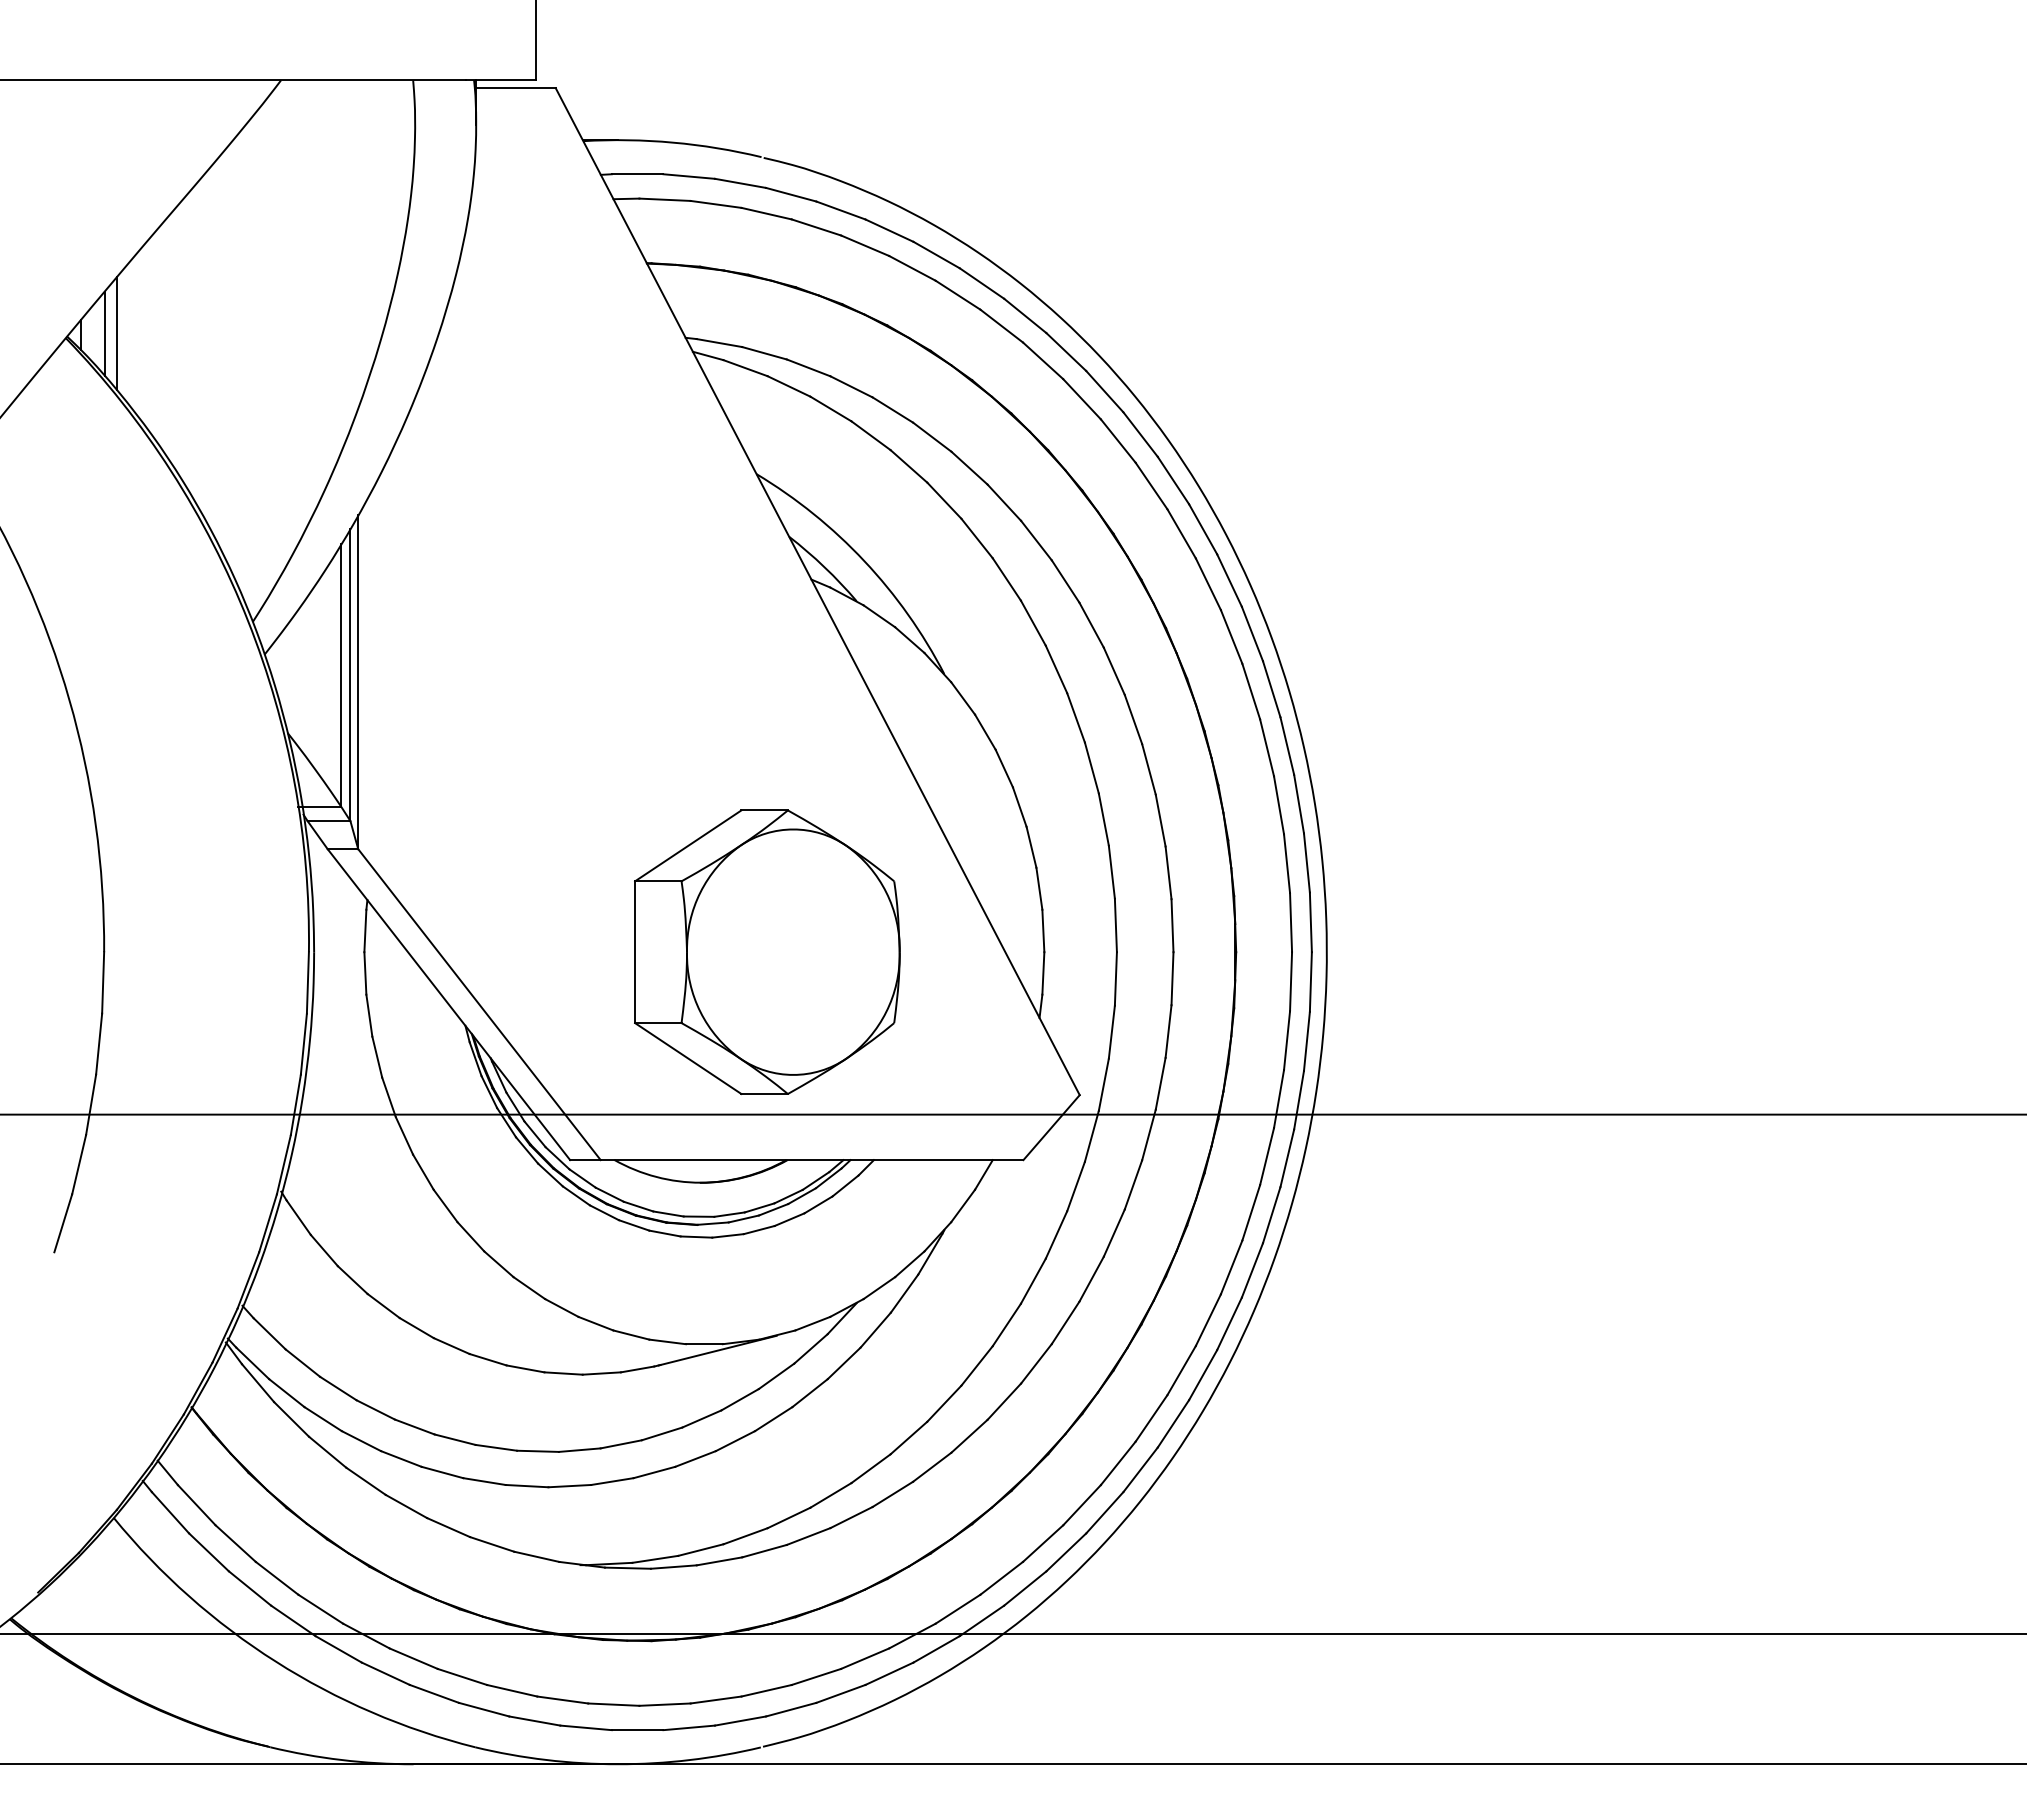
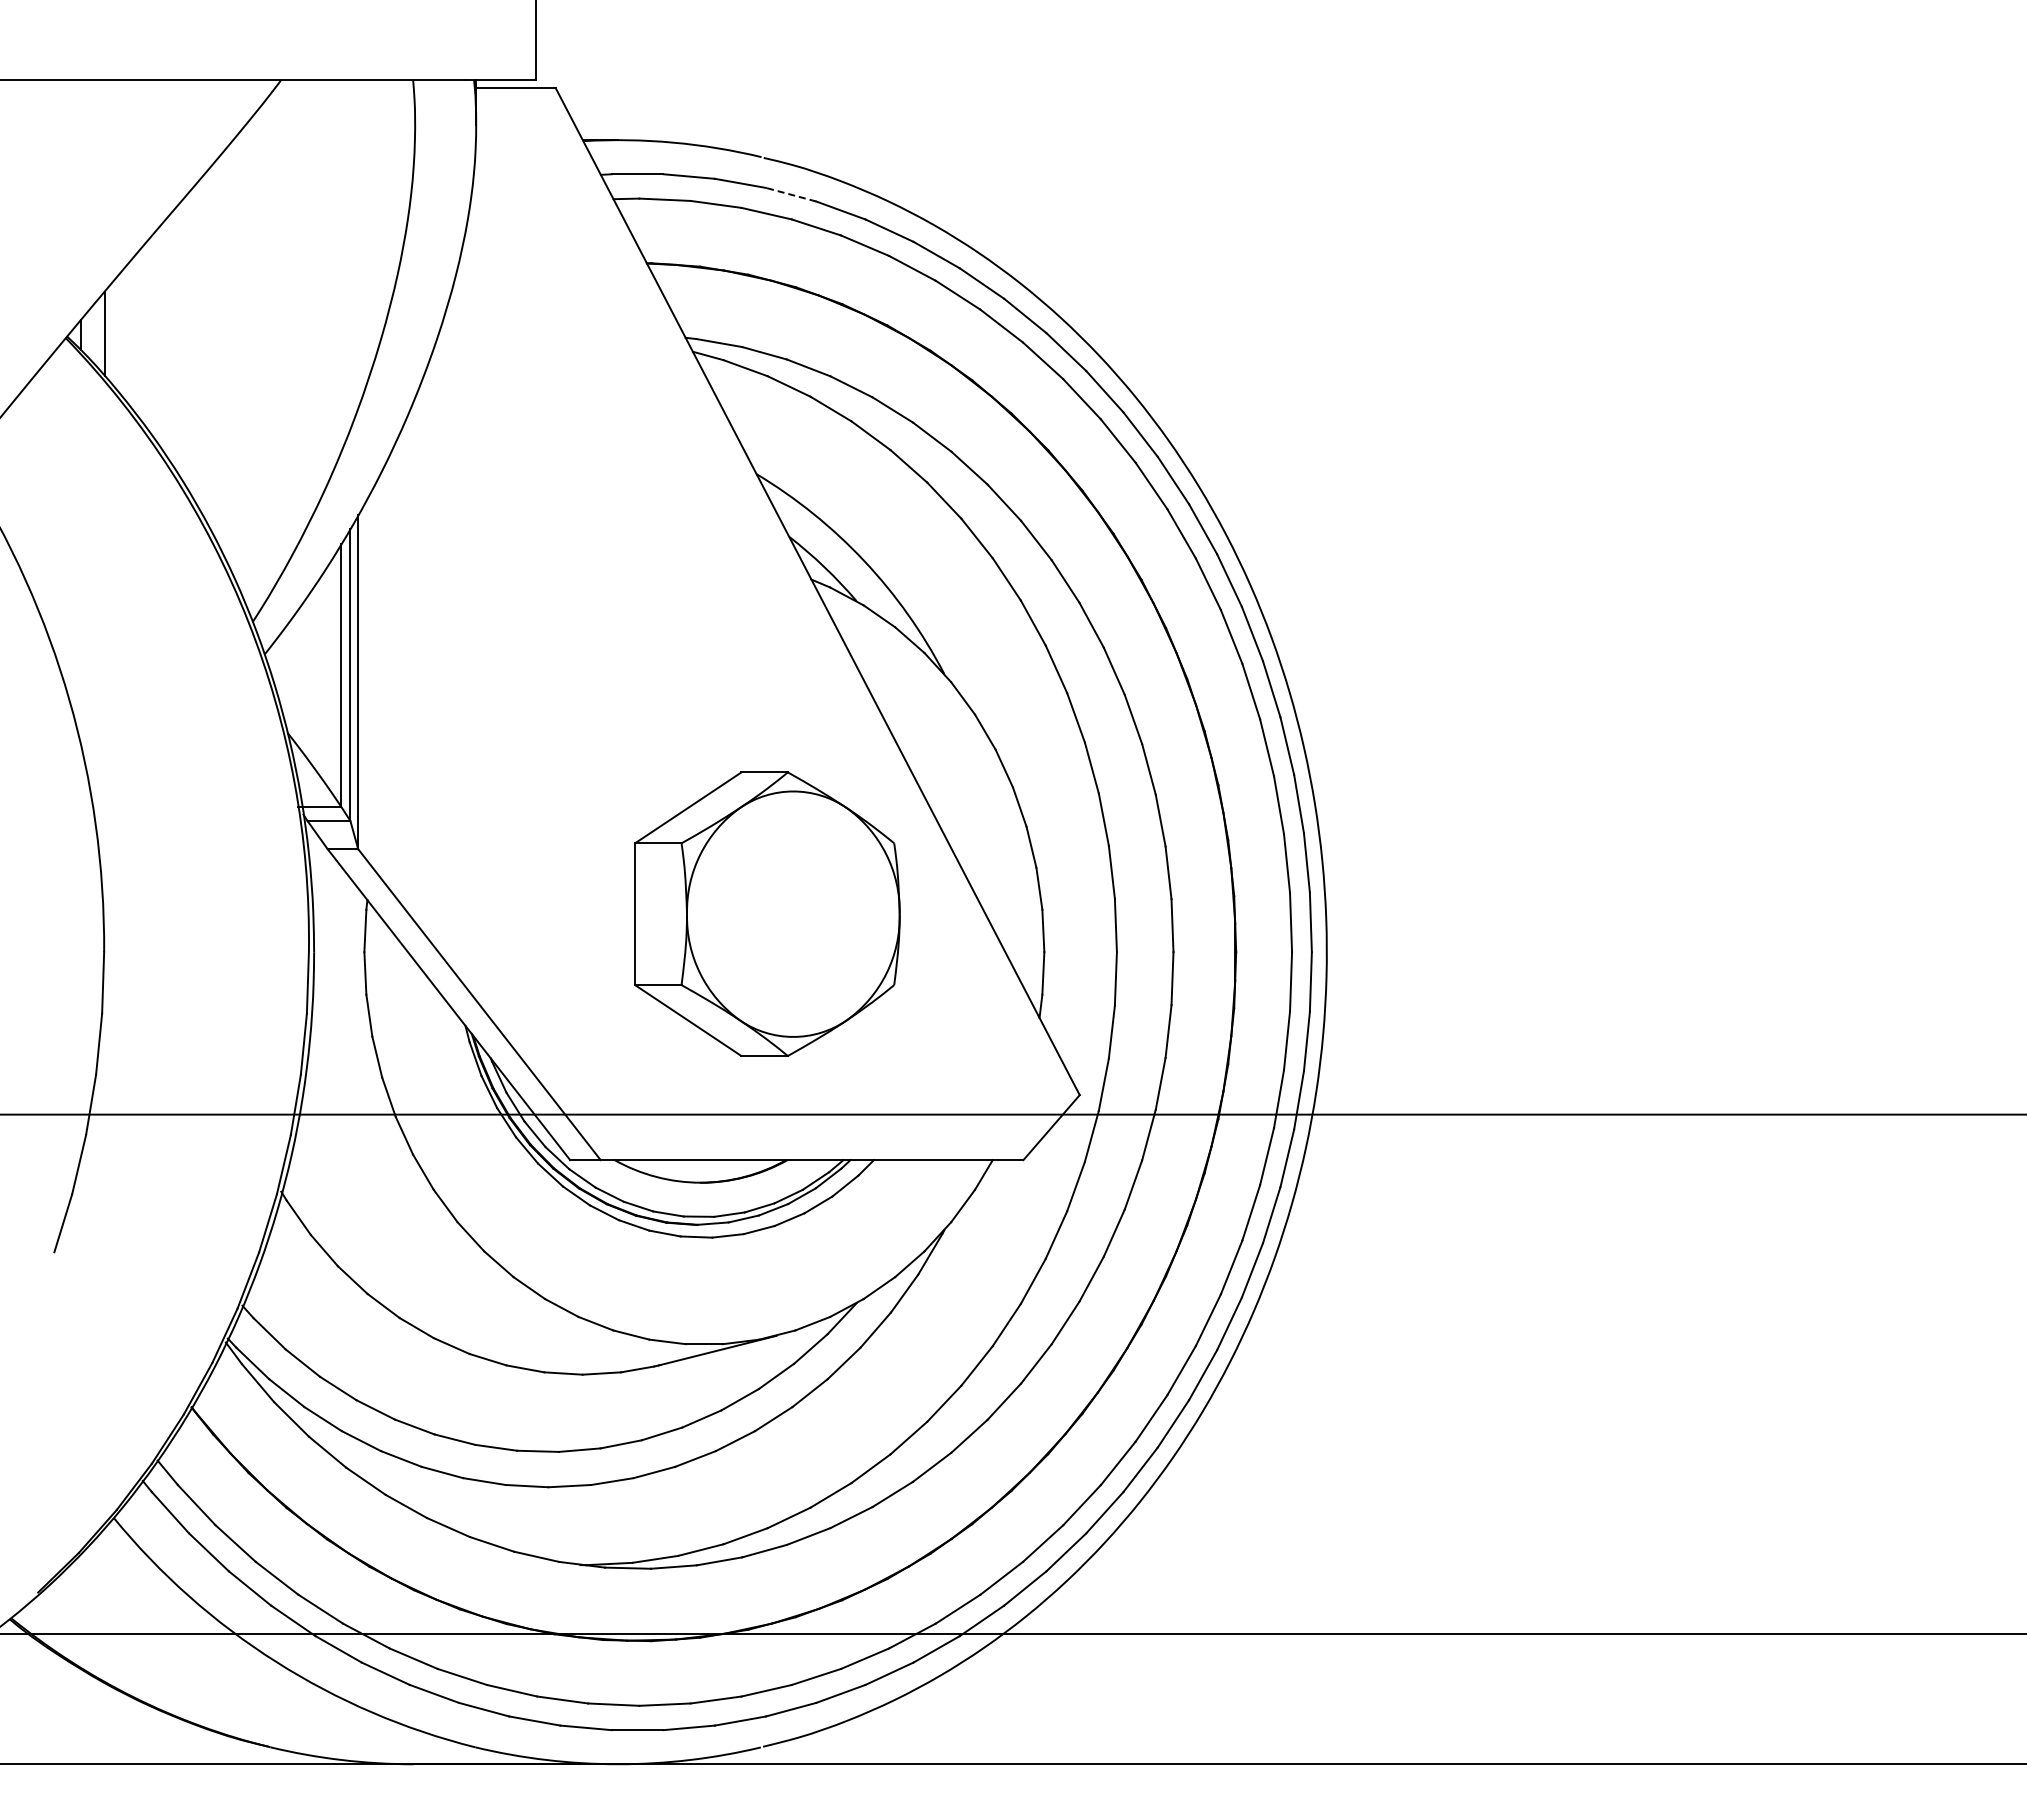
line: solid -> dashed (790, 194)
line: present -> none (117, 333)
part position: (767, 951) -> (767, 913) (767, 913)
